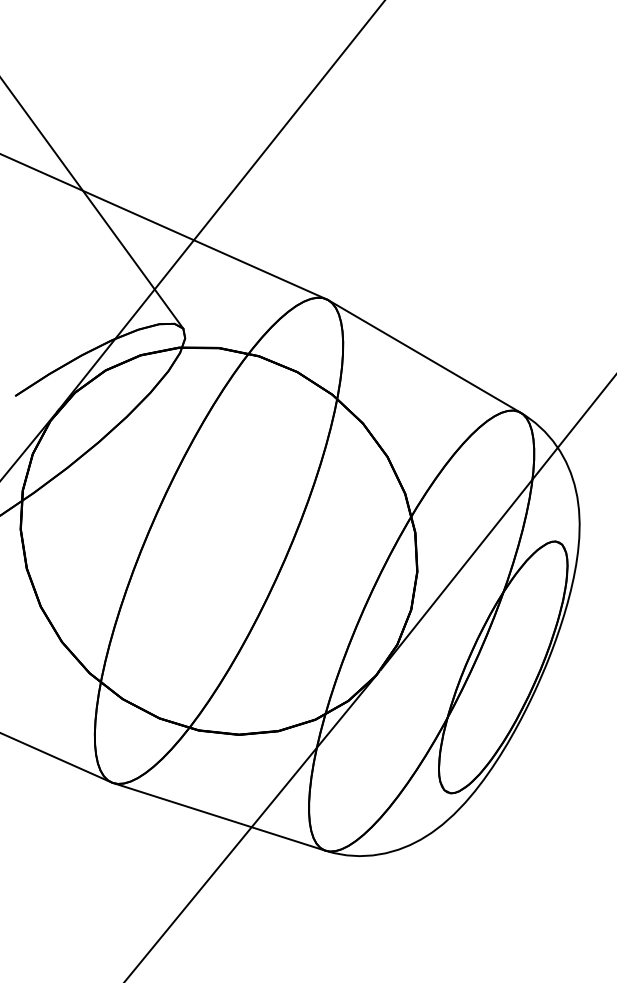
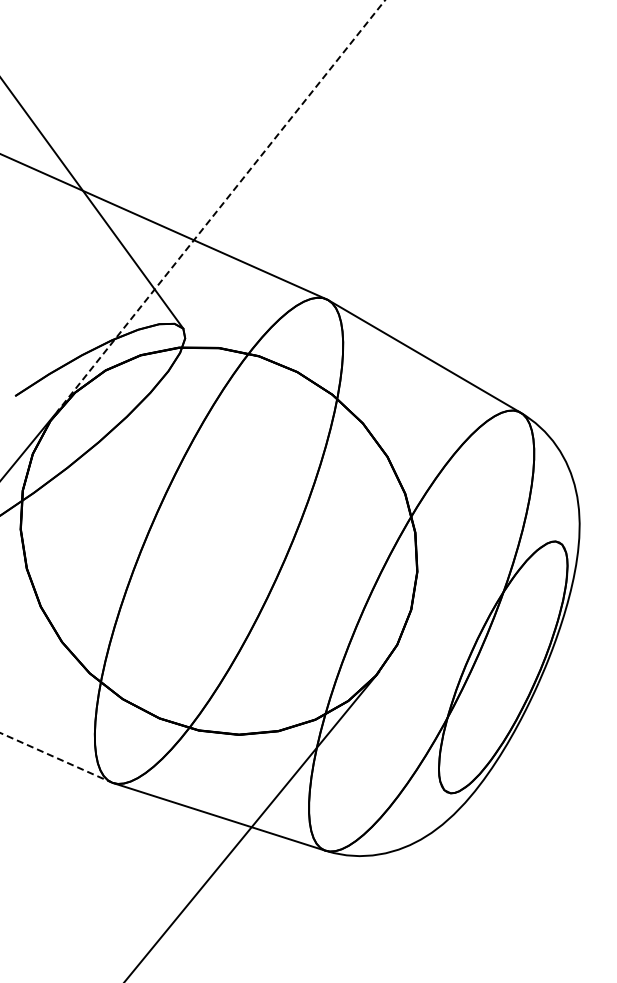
line: solid -> dashed (221, 206)
line: present -> none (496, 523)
line: solid -> dashed (55, 757)
